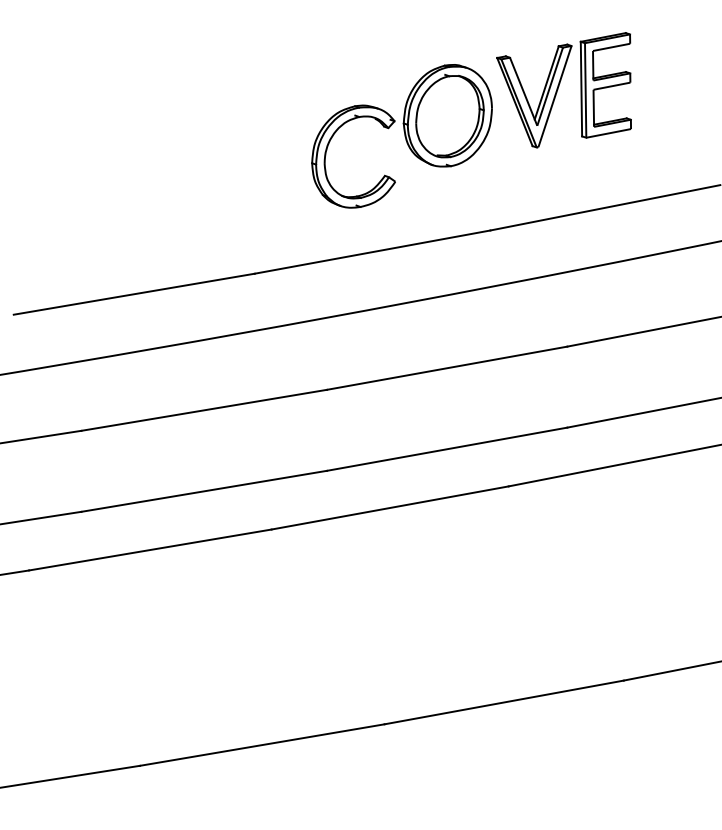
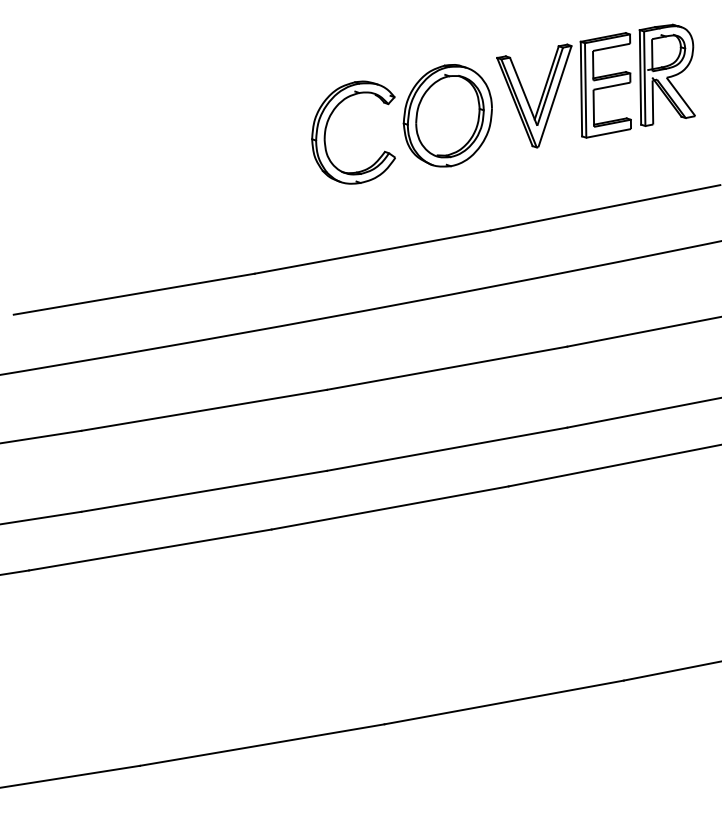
part: none -> present (666, 74)
part position: (327, 150) -> (327, 126) (327, 126)
